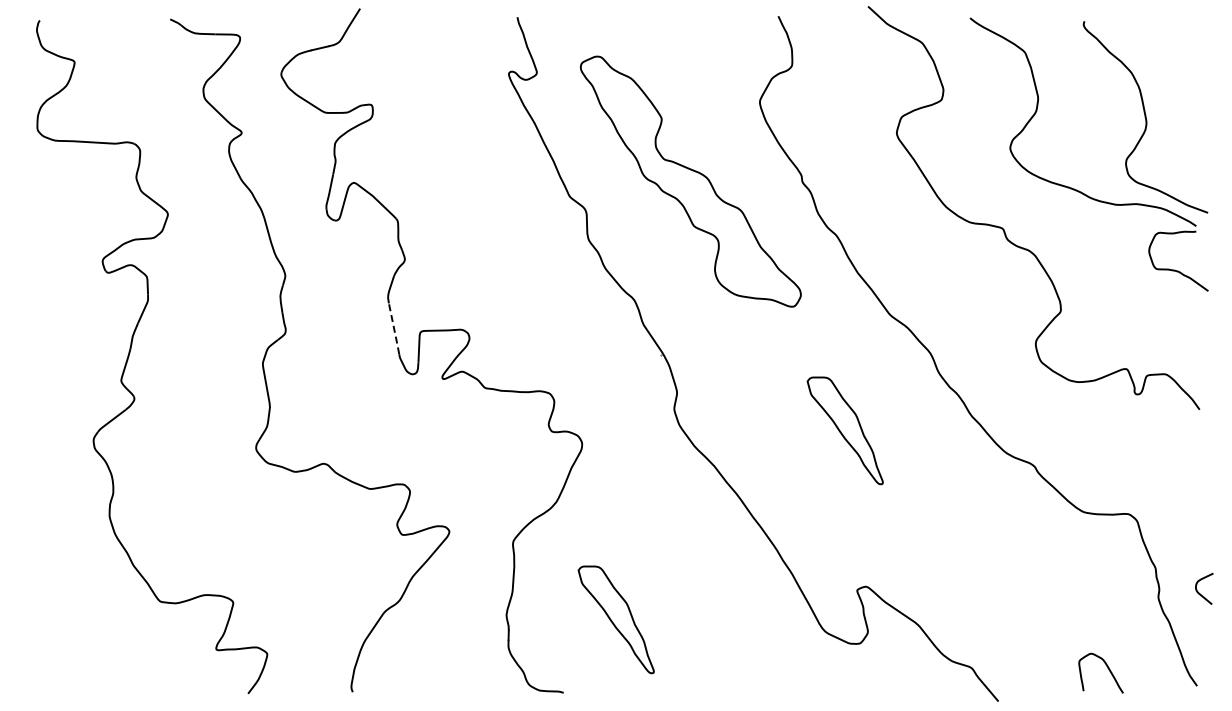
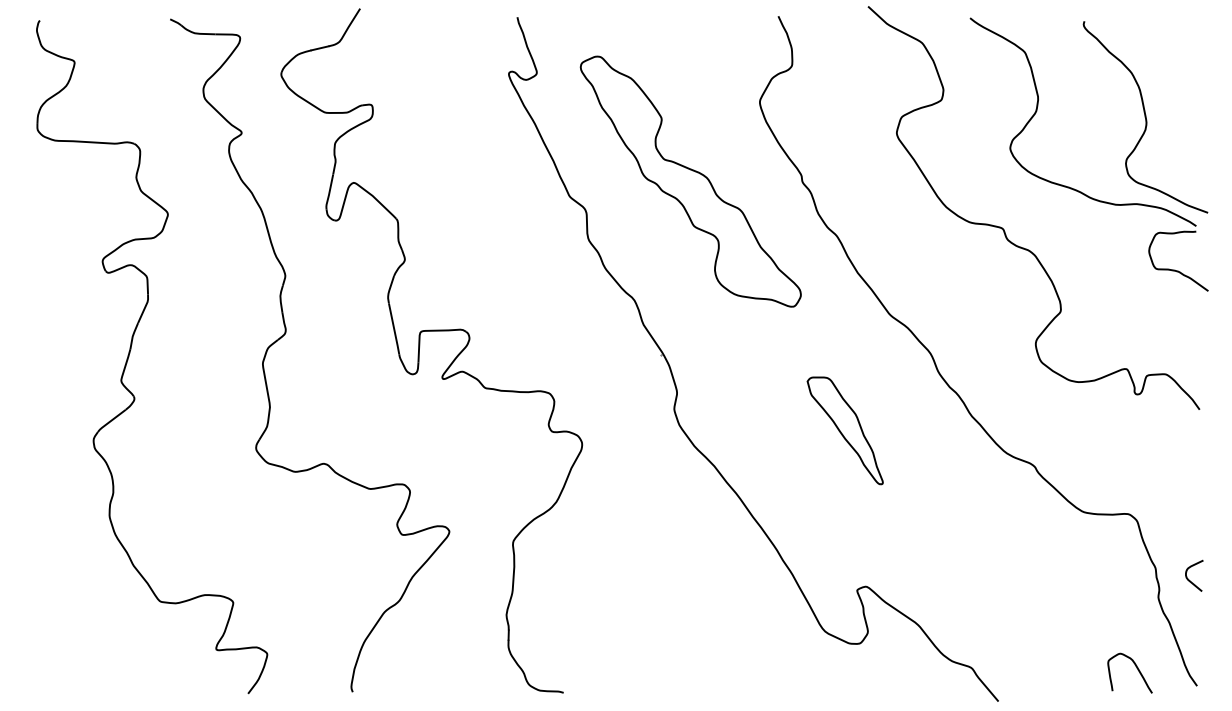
line: dashed -> solid (394, 329)
curve position: (1199, 592) -> (1189, 579) (1189, 579)
part: present -> none (615, 619)
curve position: (1107, 668) -> (1136, 668) (1136, 668)
